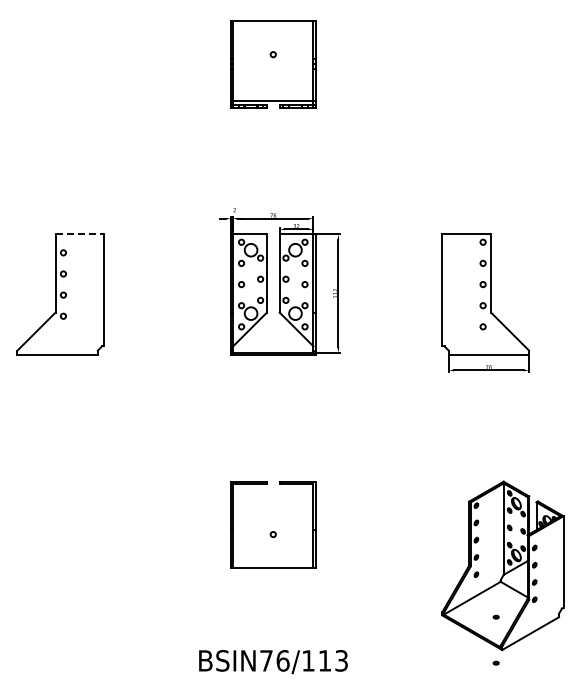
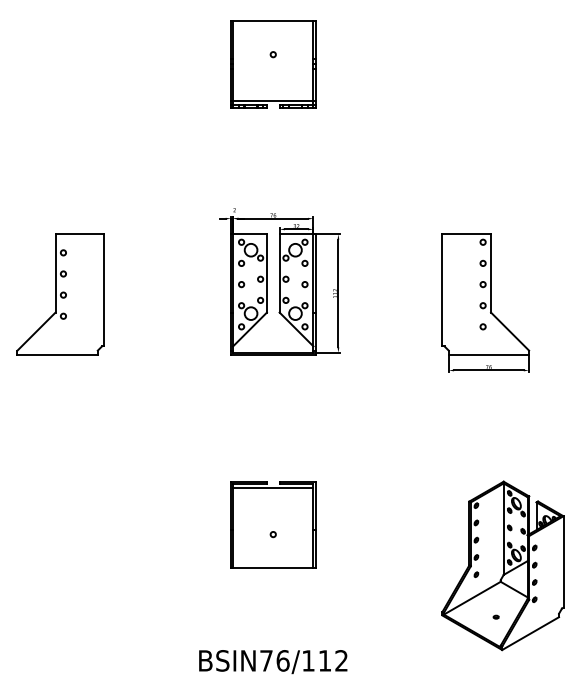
line: dashed -> solid (80, 234)
line: none -> present (273, 488)
text: BSIN76/113 -> BSIN76/112 (341, 660)
part: present -> none (495, 662)
